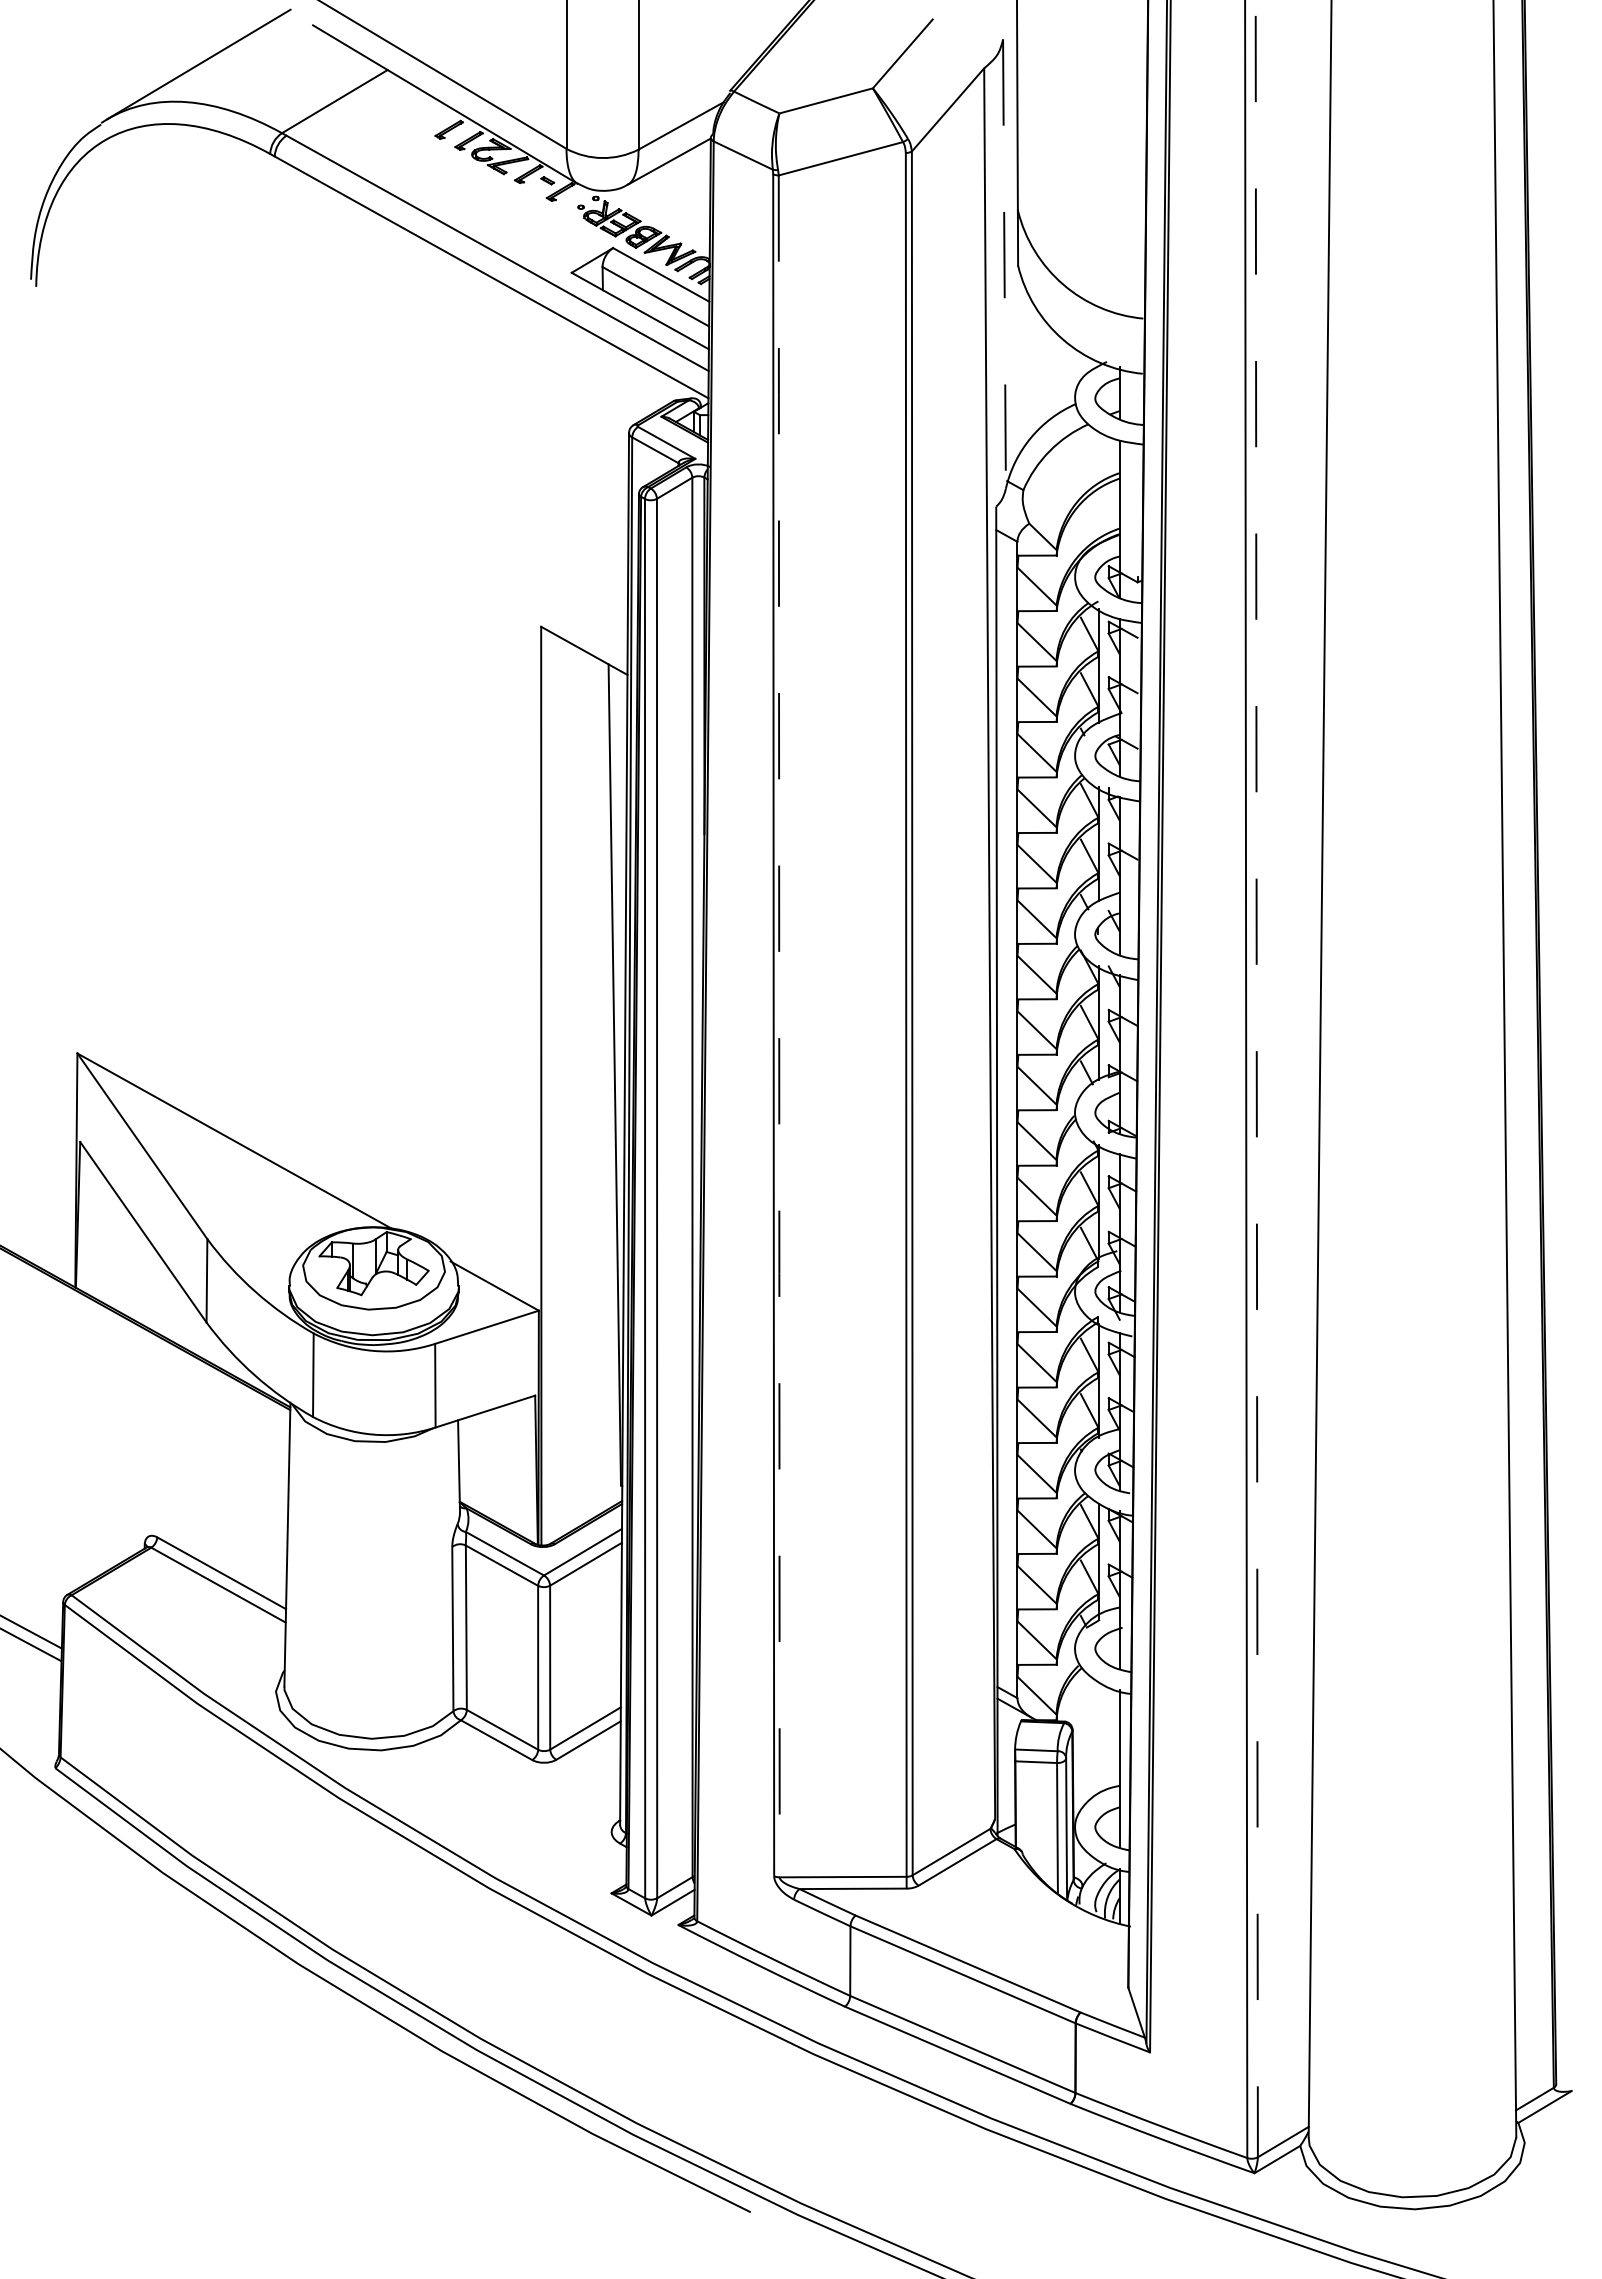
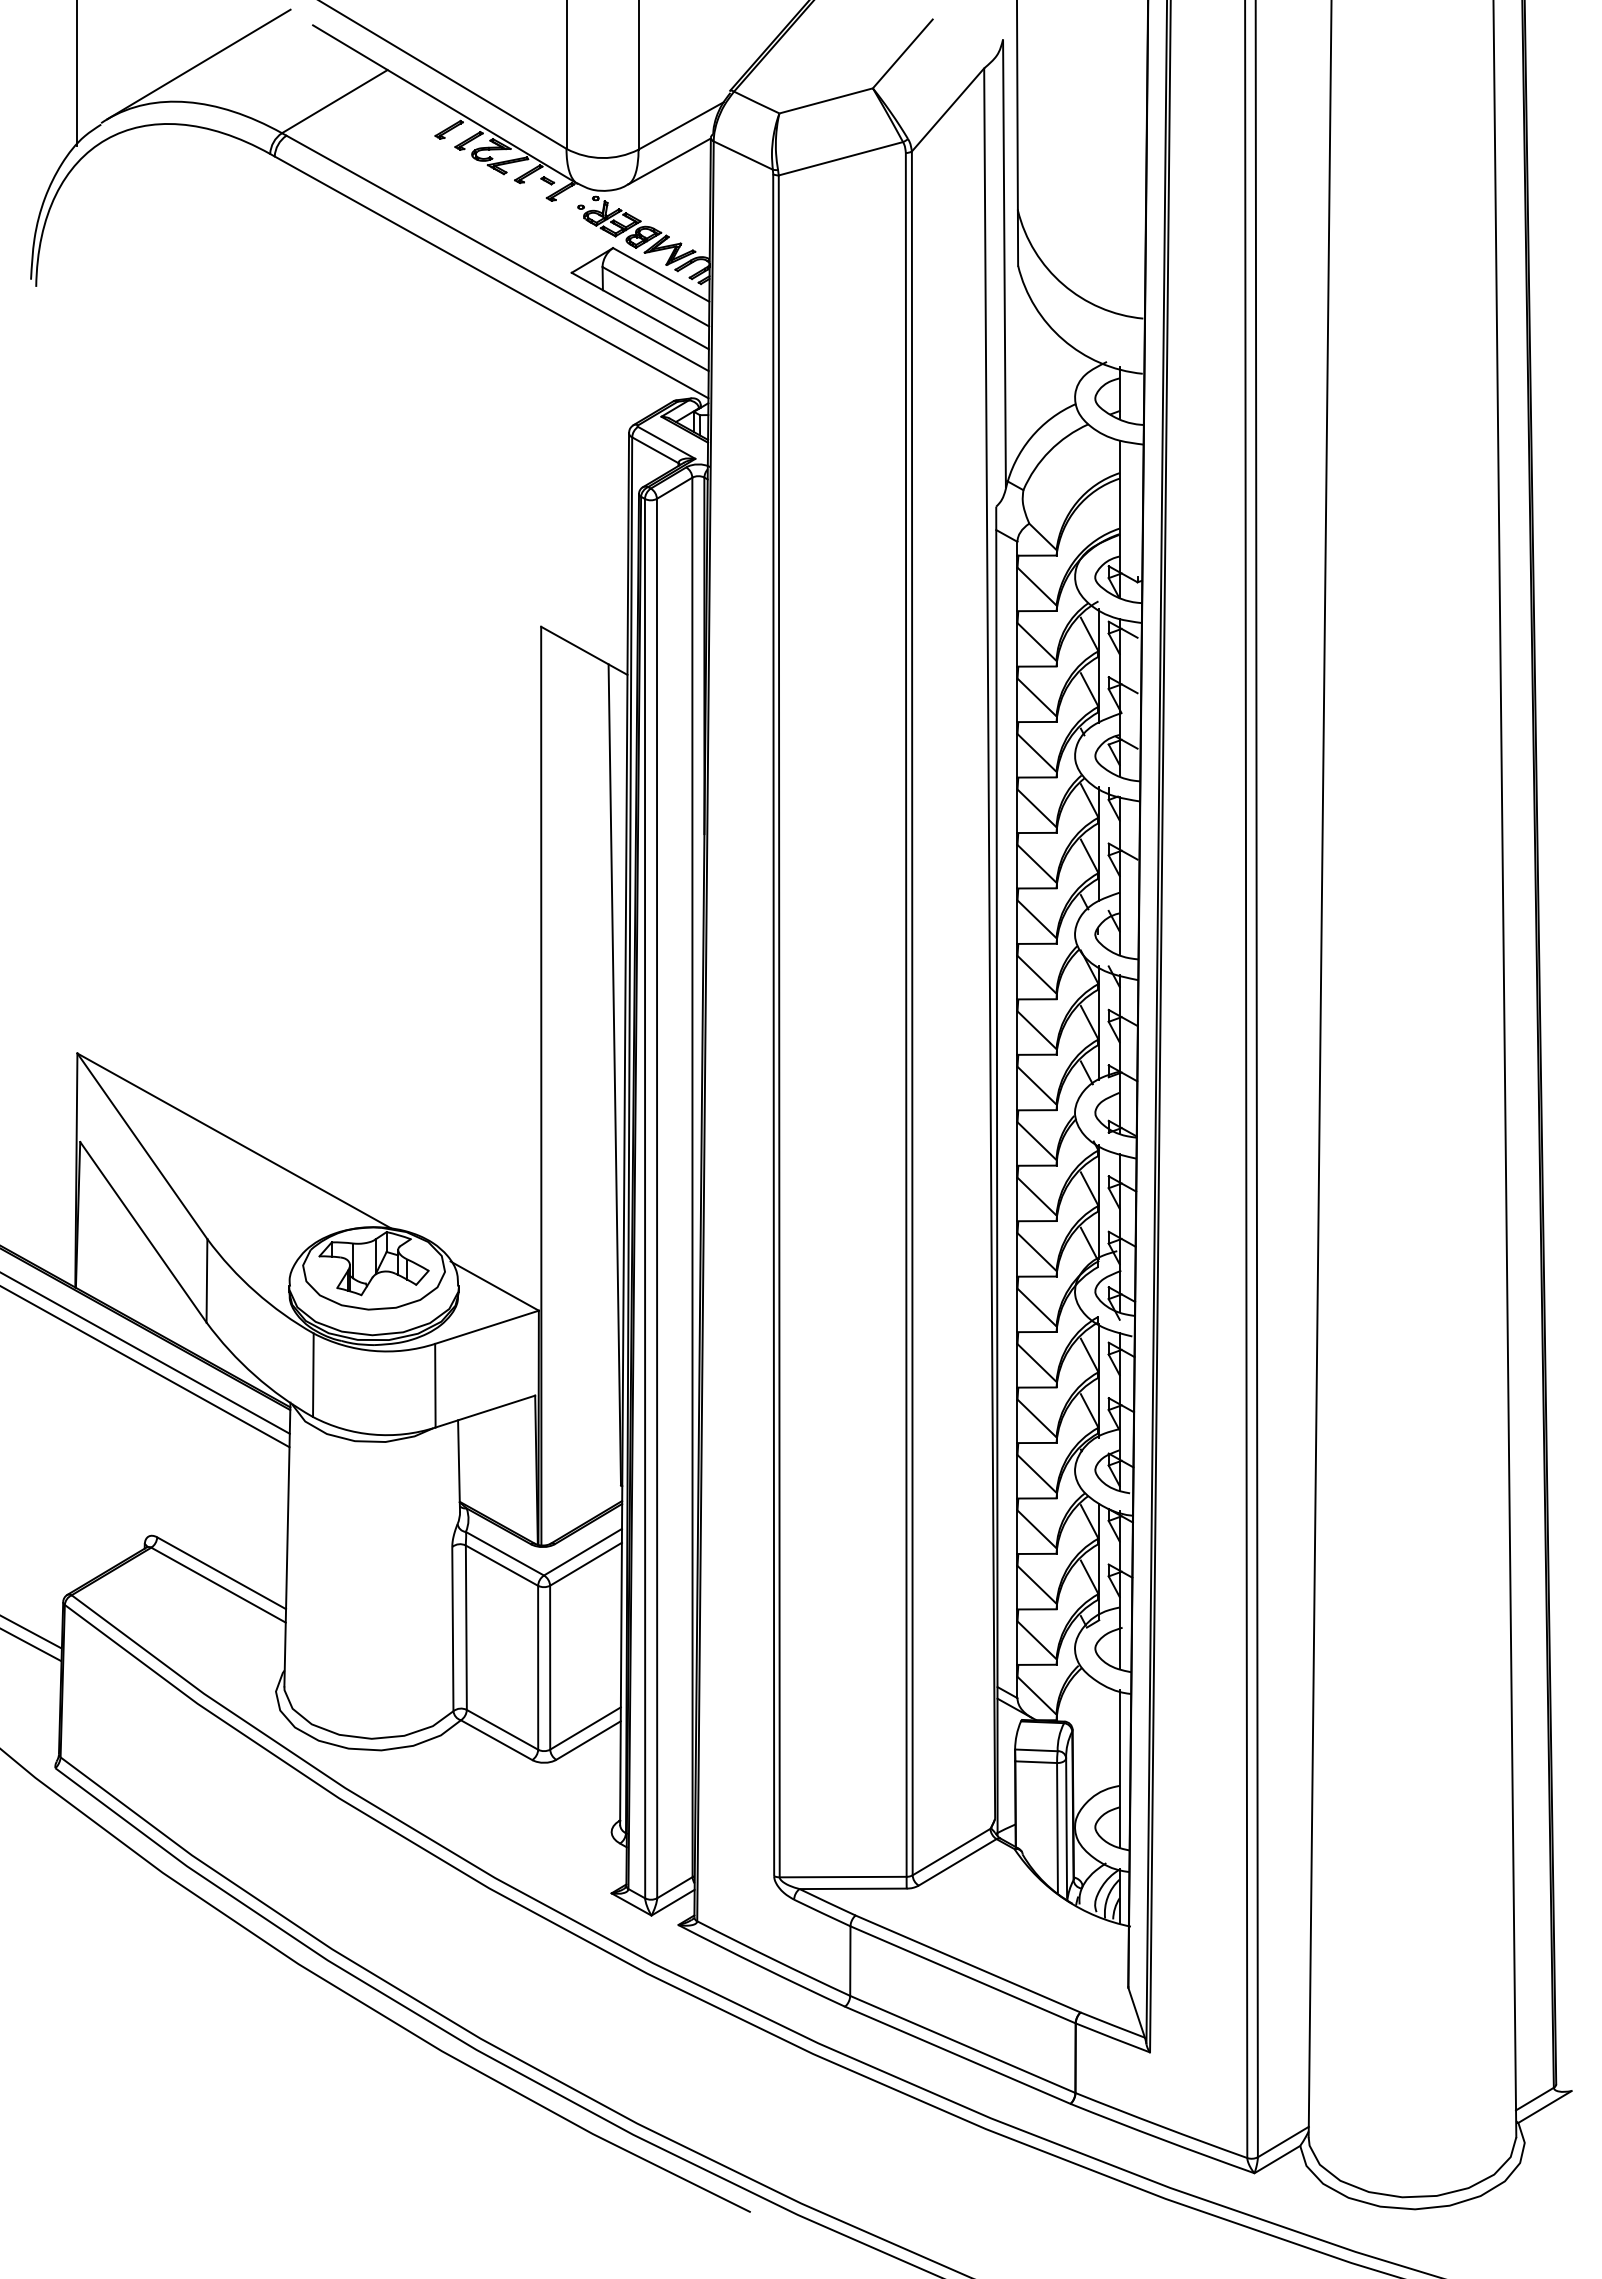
line: none -> present (77, 73)
line: dashed -> solid (1004, 263)
line: dashed -> solid (779, 1026)
line: dashed -> solid (1256, 1079)
line: none -> present (145, 1353)
line: none -> present (145, 1367)
